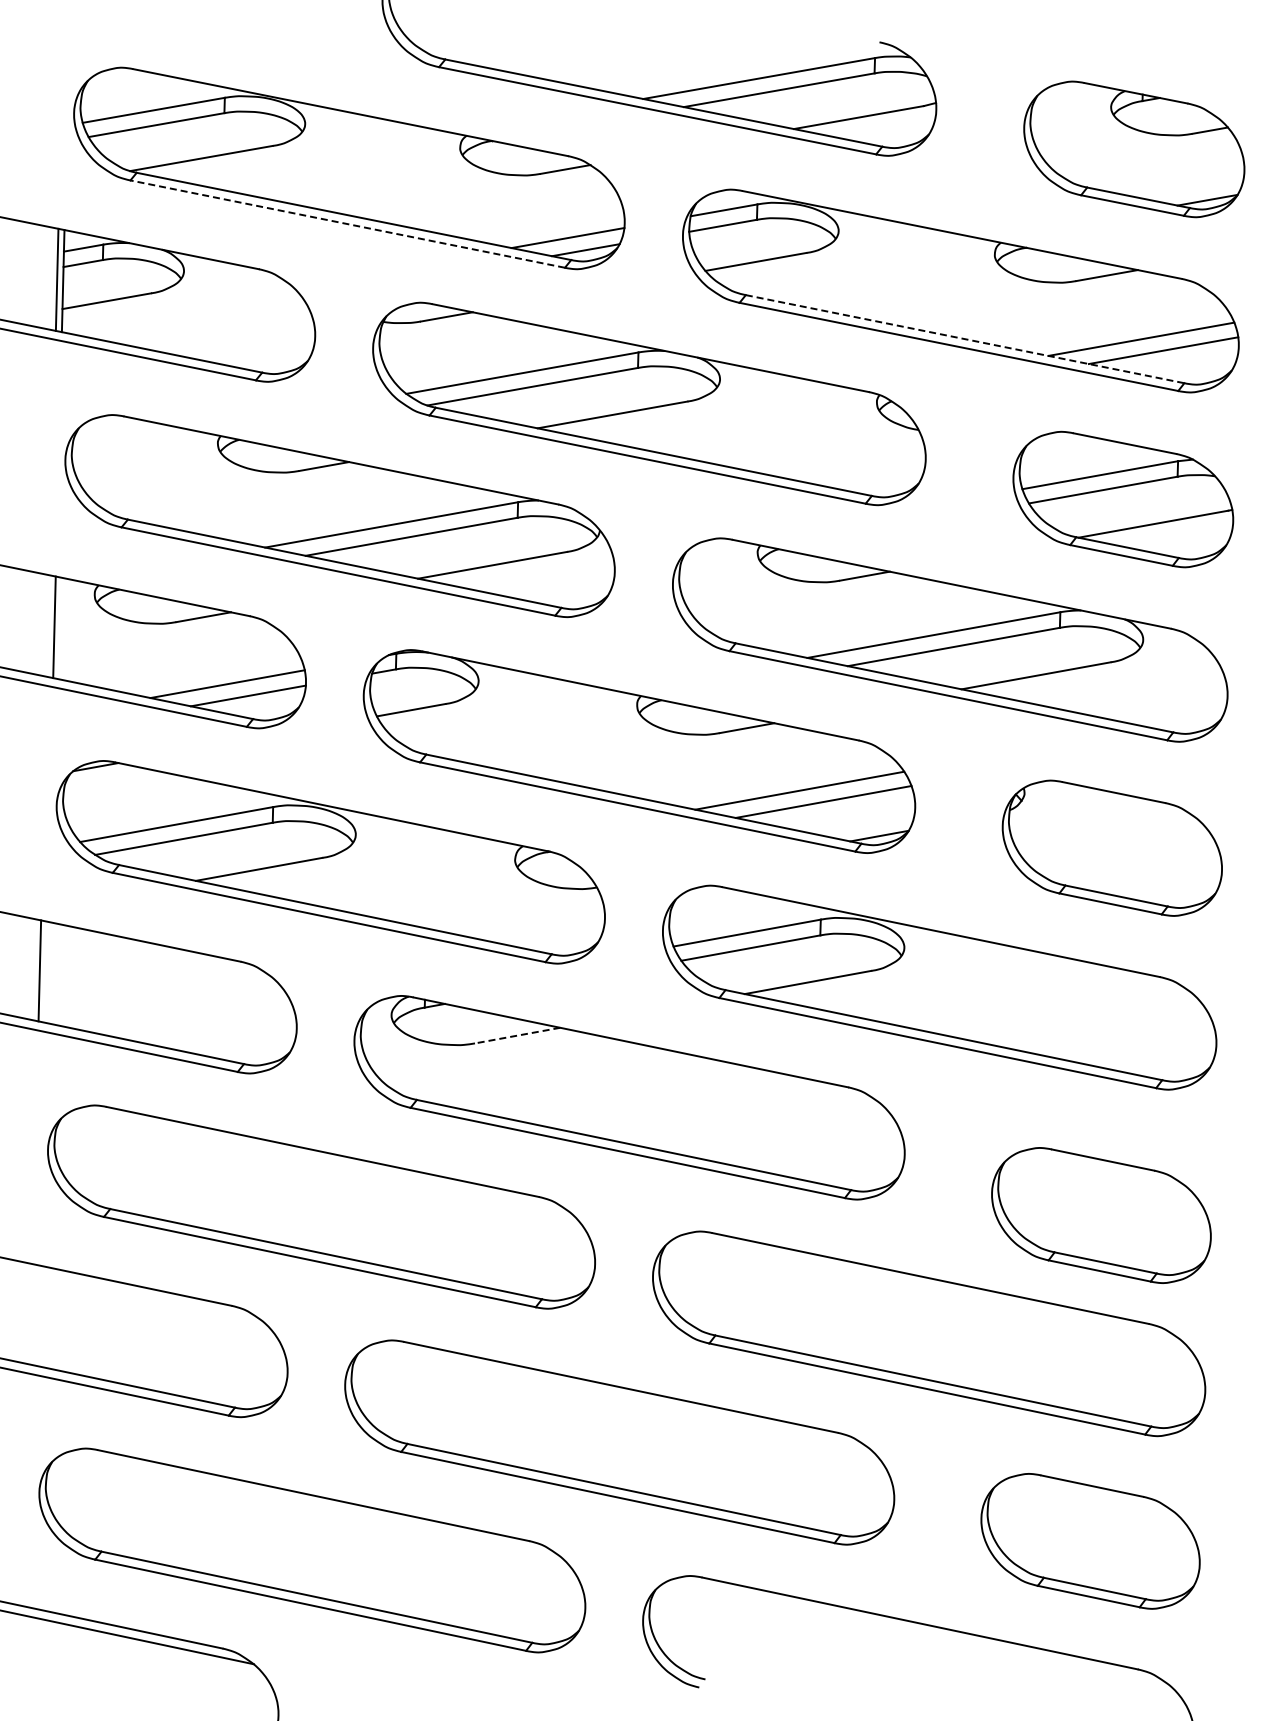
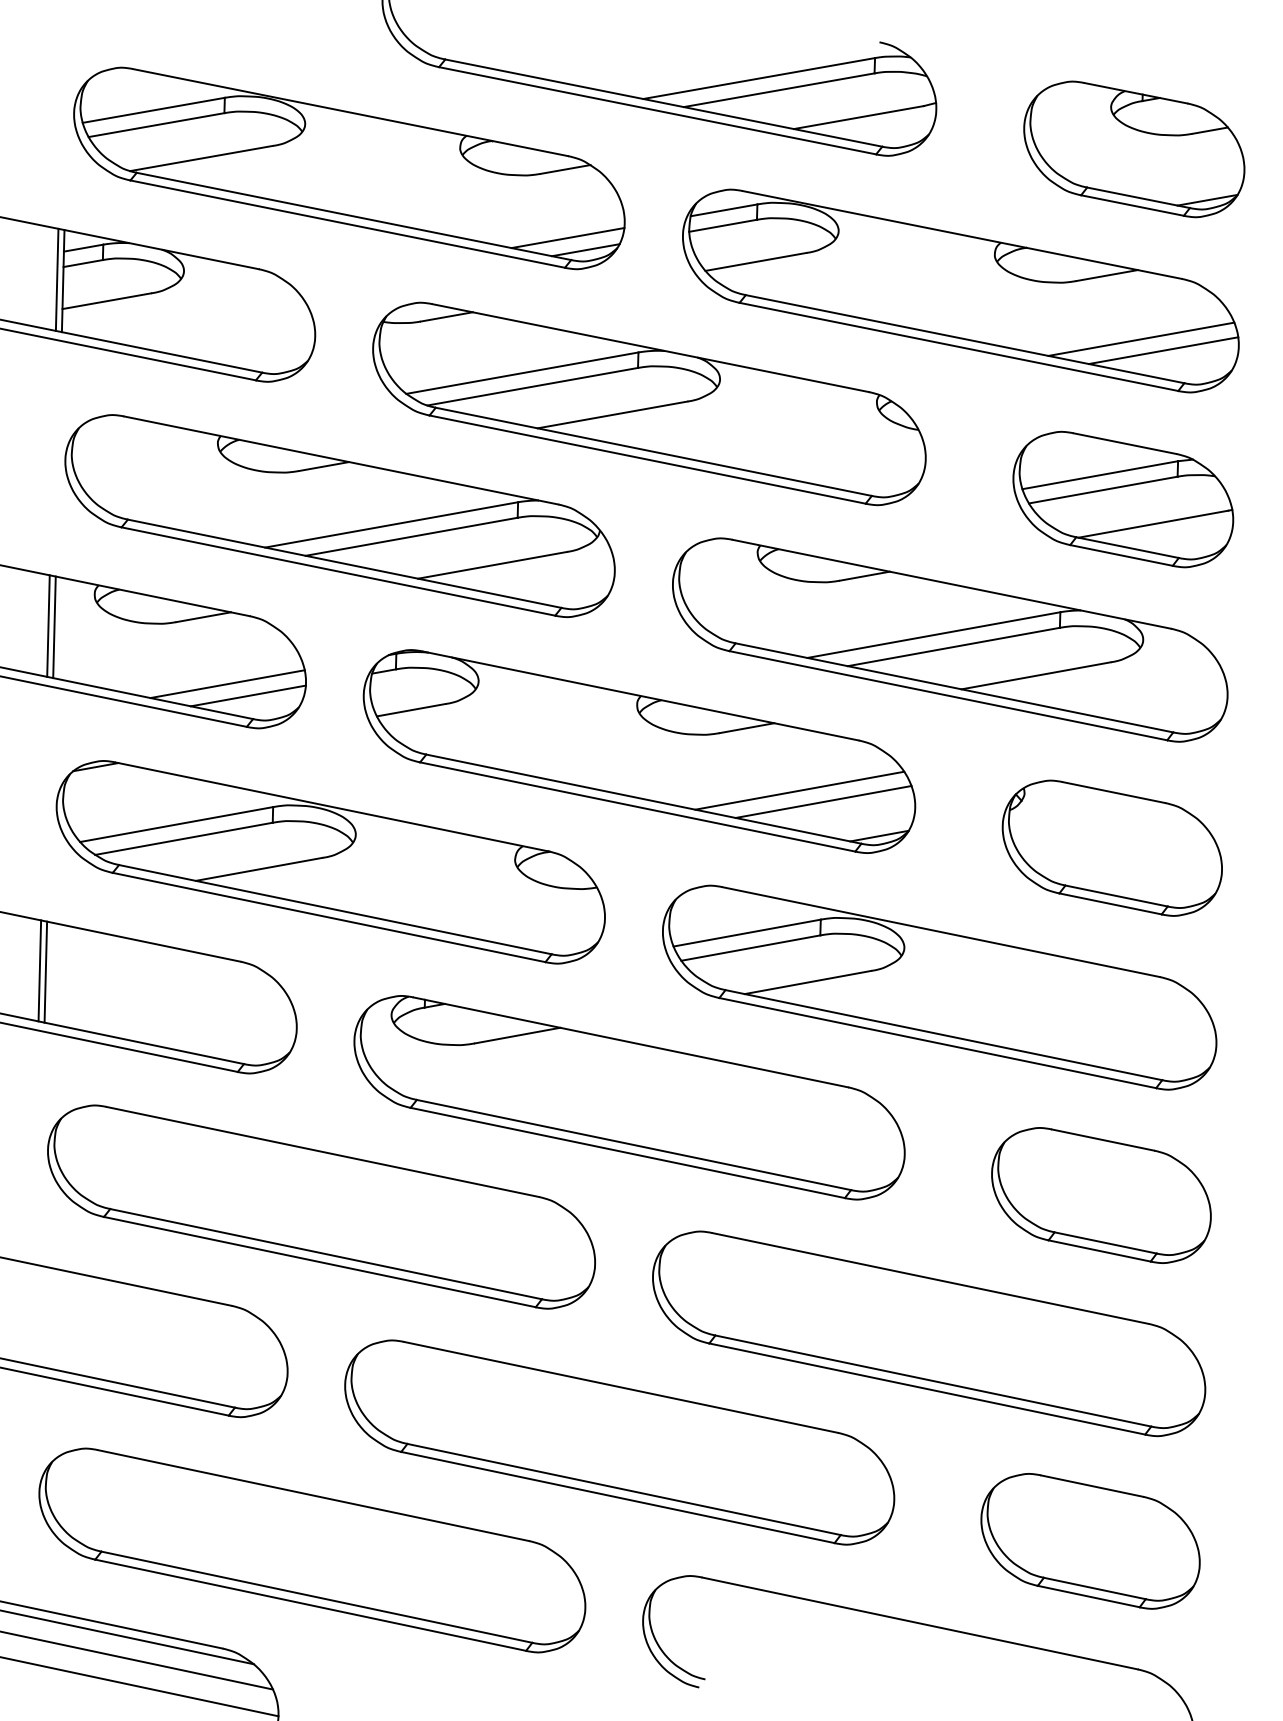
line: dashed -> solid (347, 224)
line: dashed -> solid (965, 339)
line: none -> present (48, 625)
line: none -> present (45, 971)
line: dashed -> solid (517, 1035)
part position: (1101, 1215) -> (1101, 1195) (1101, 1195)
line: none -> present (137, 1660)
line: none -> present (140, 1686)
